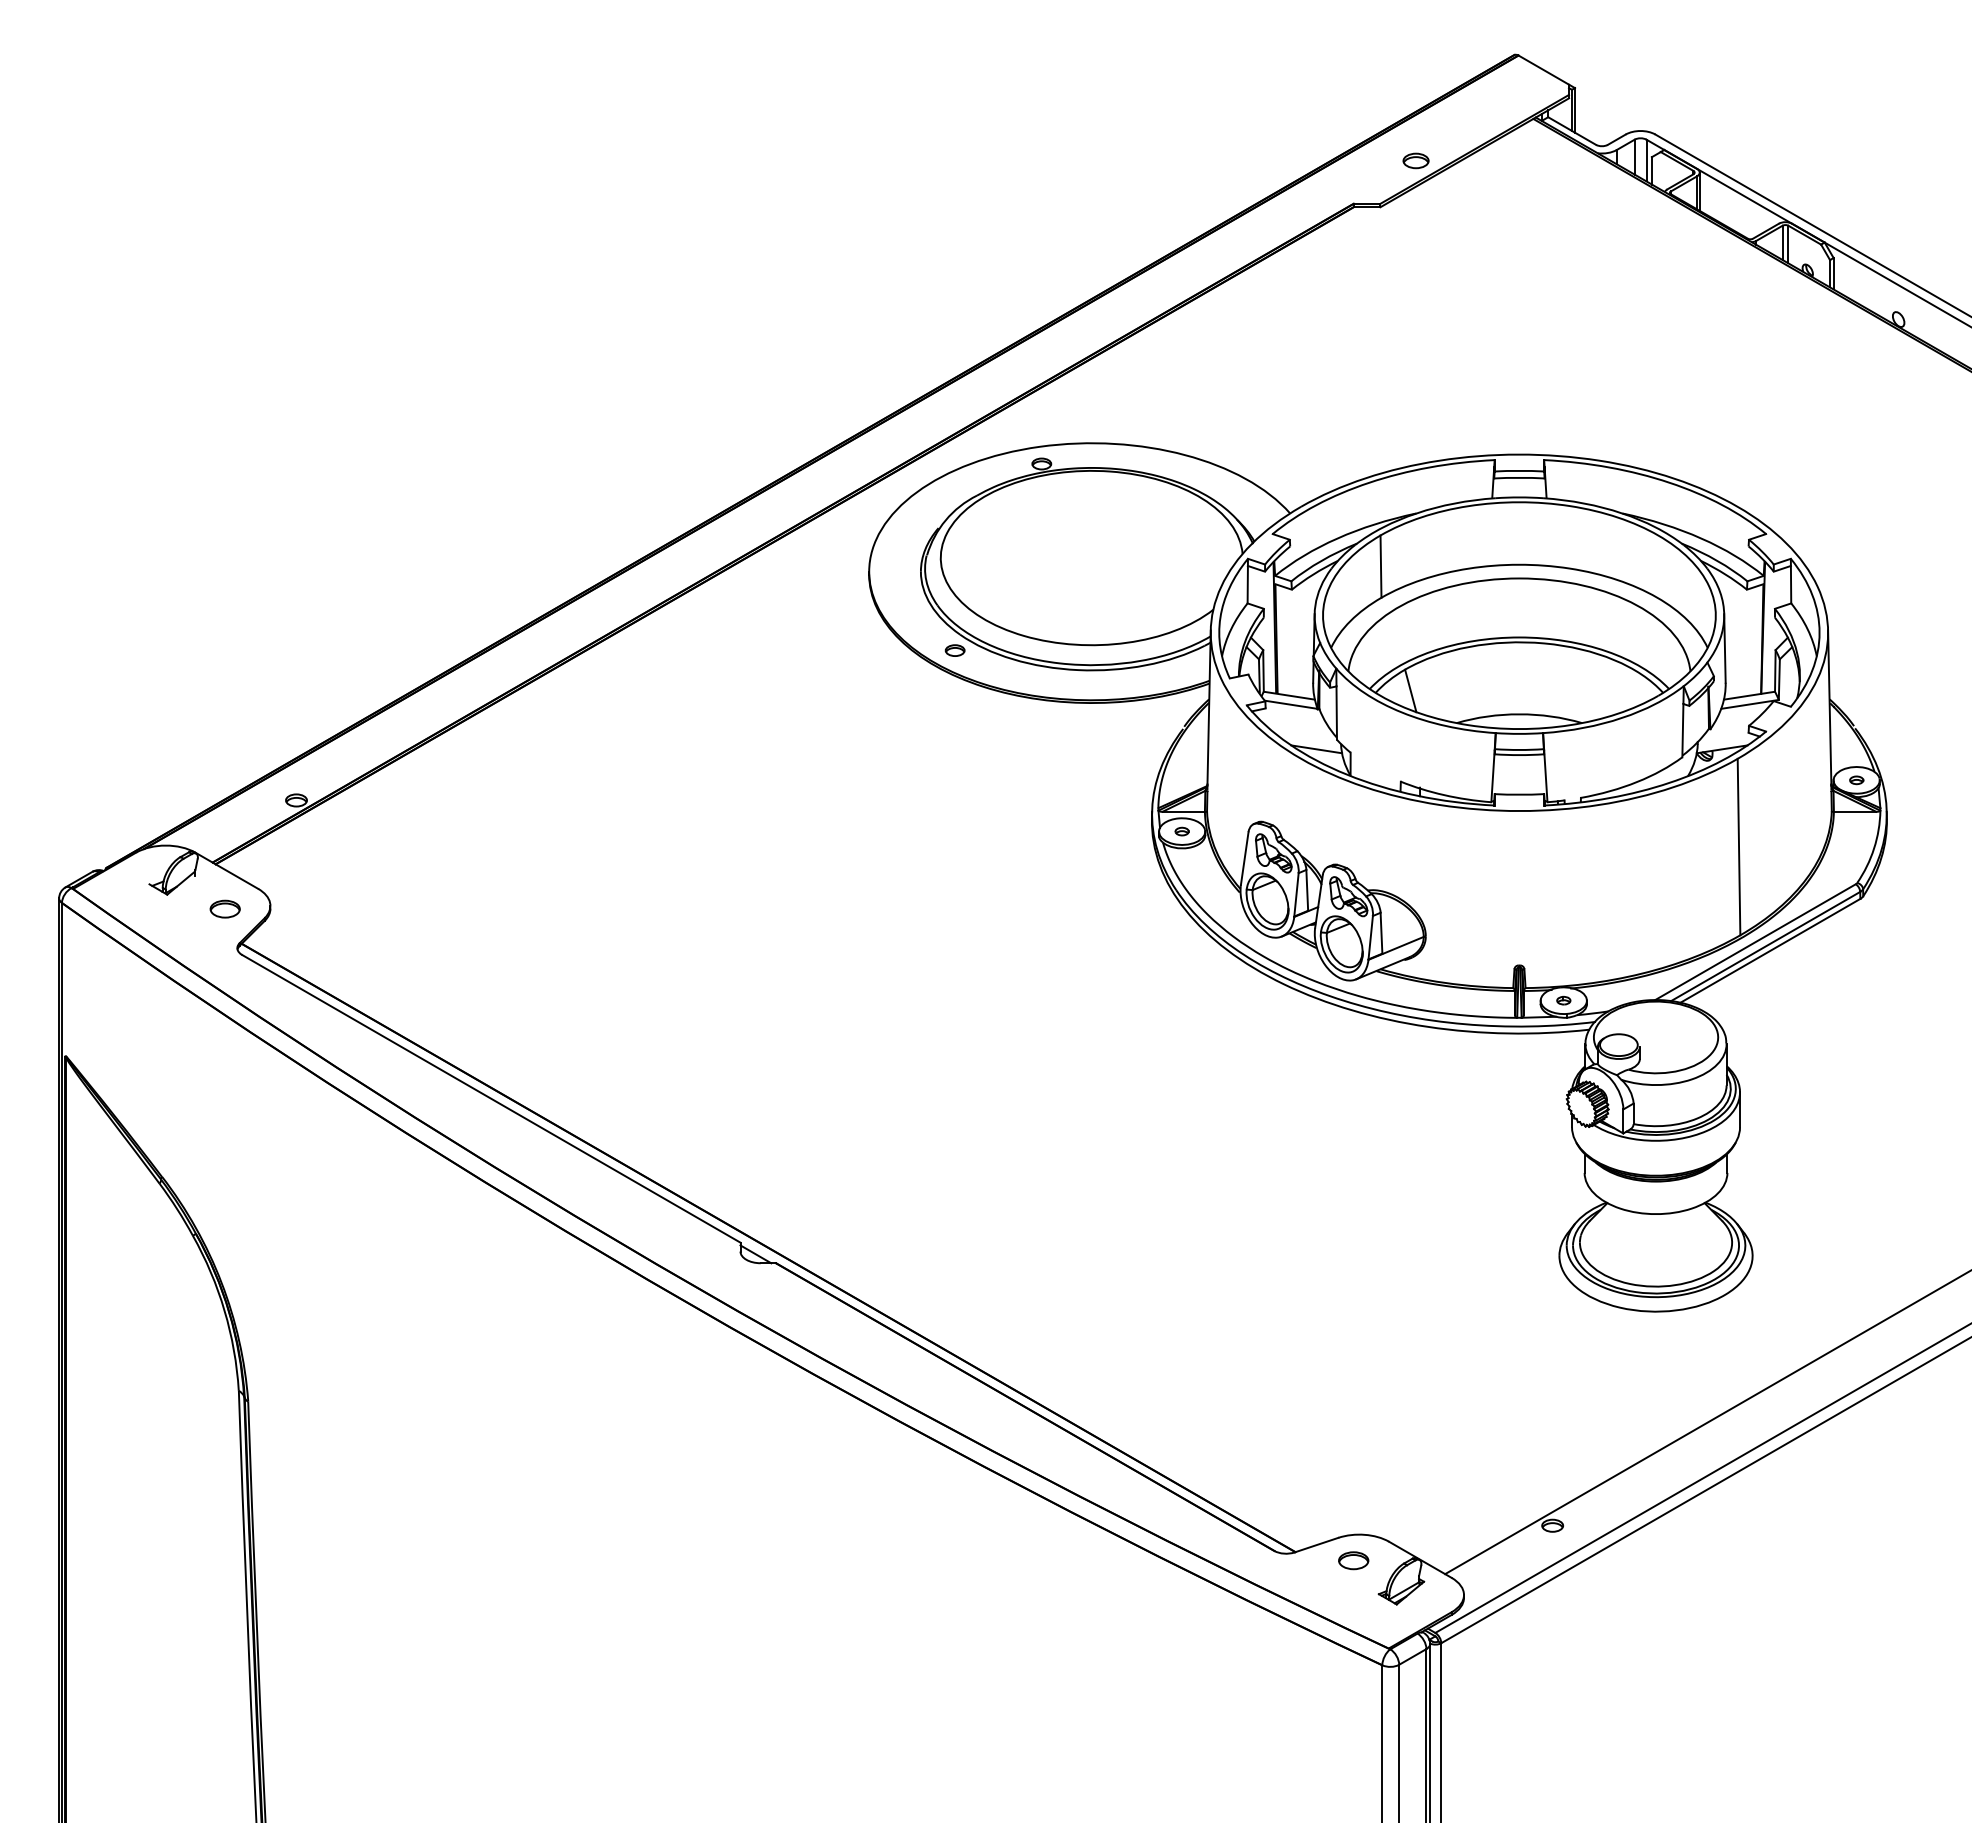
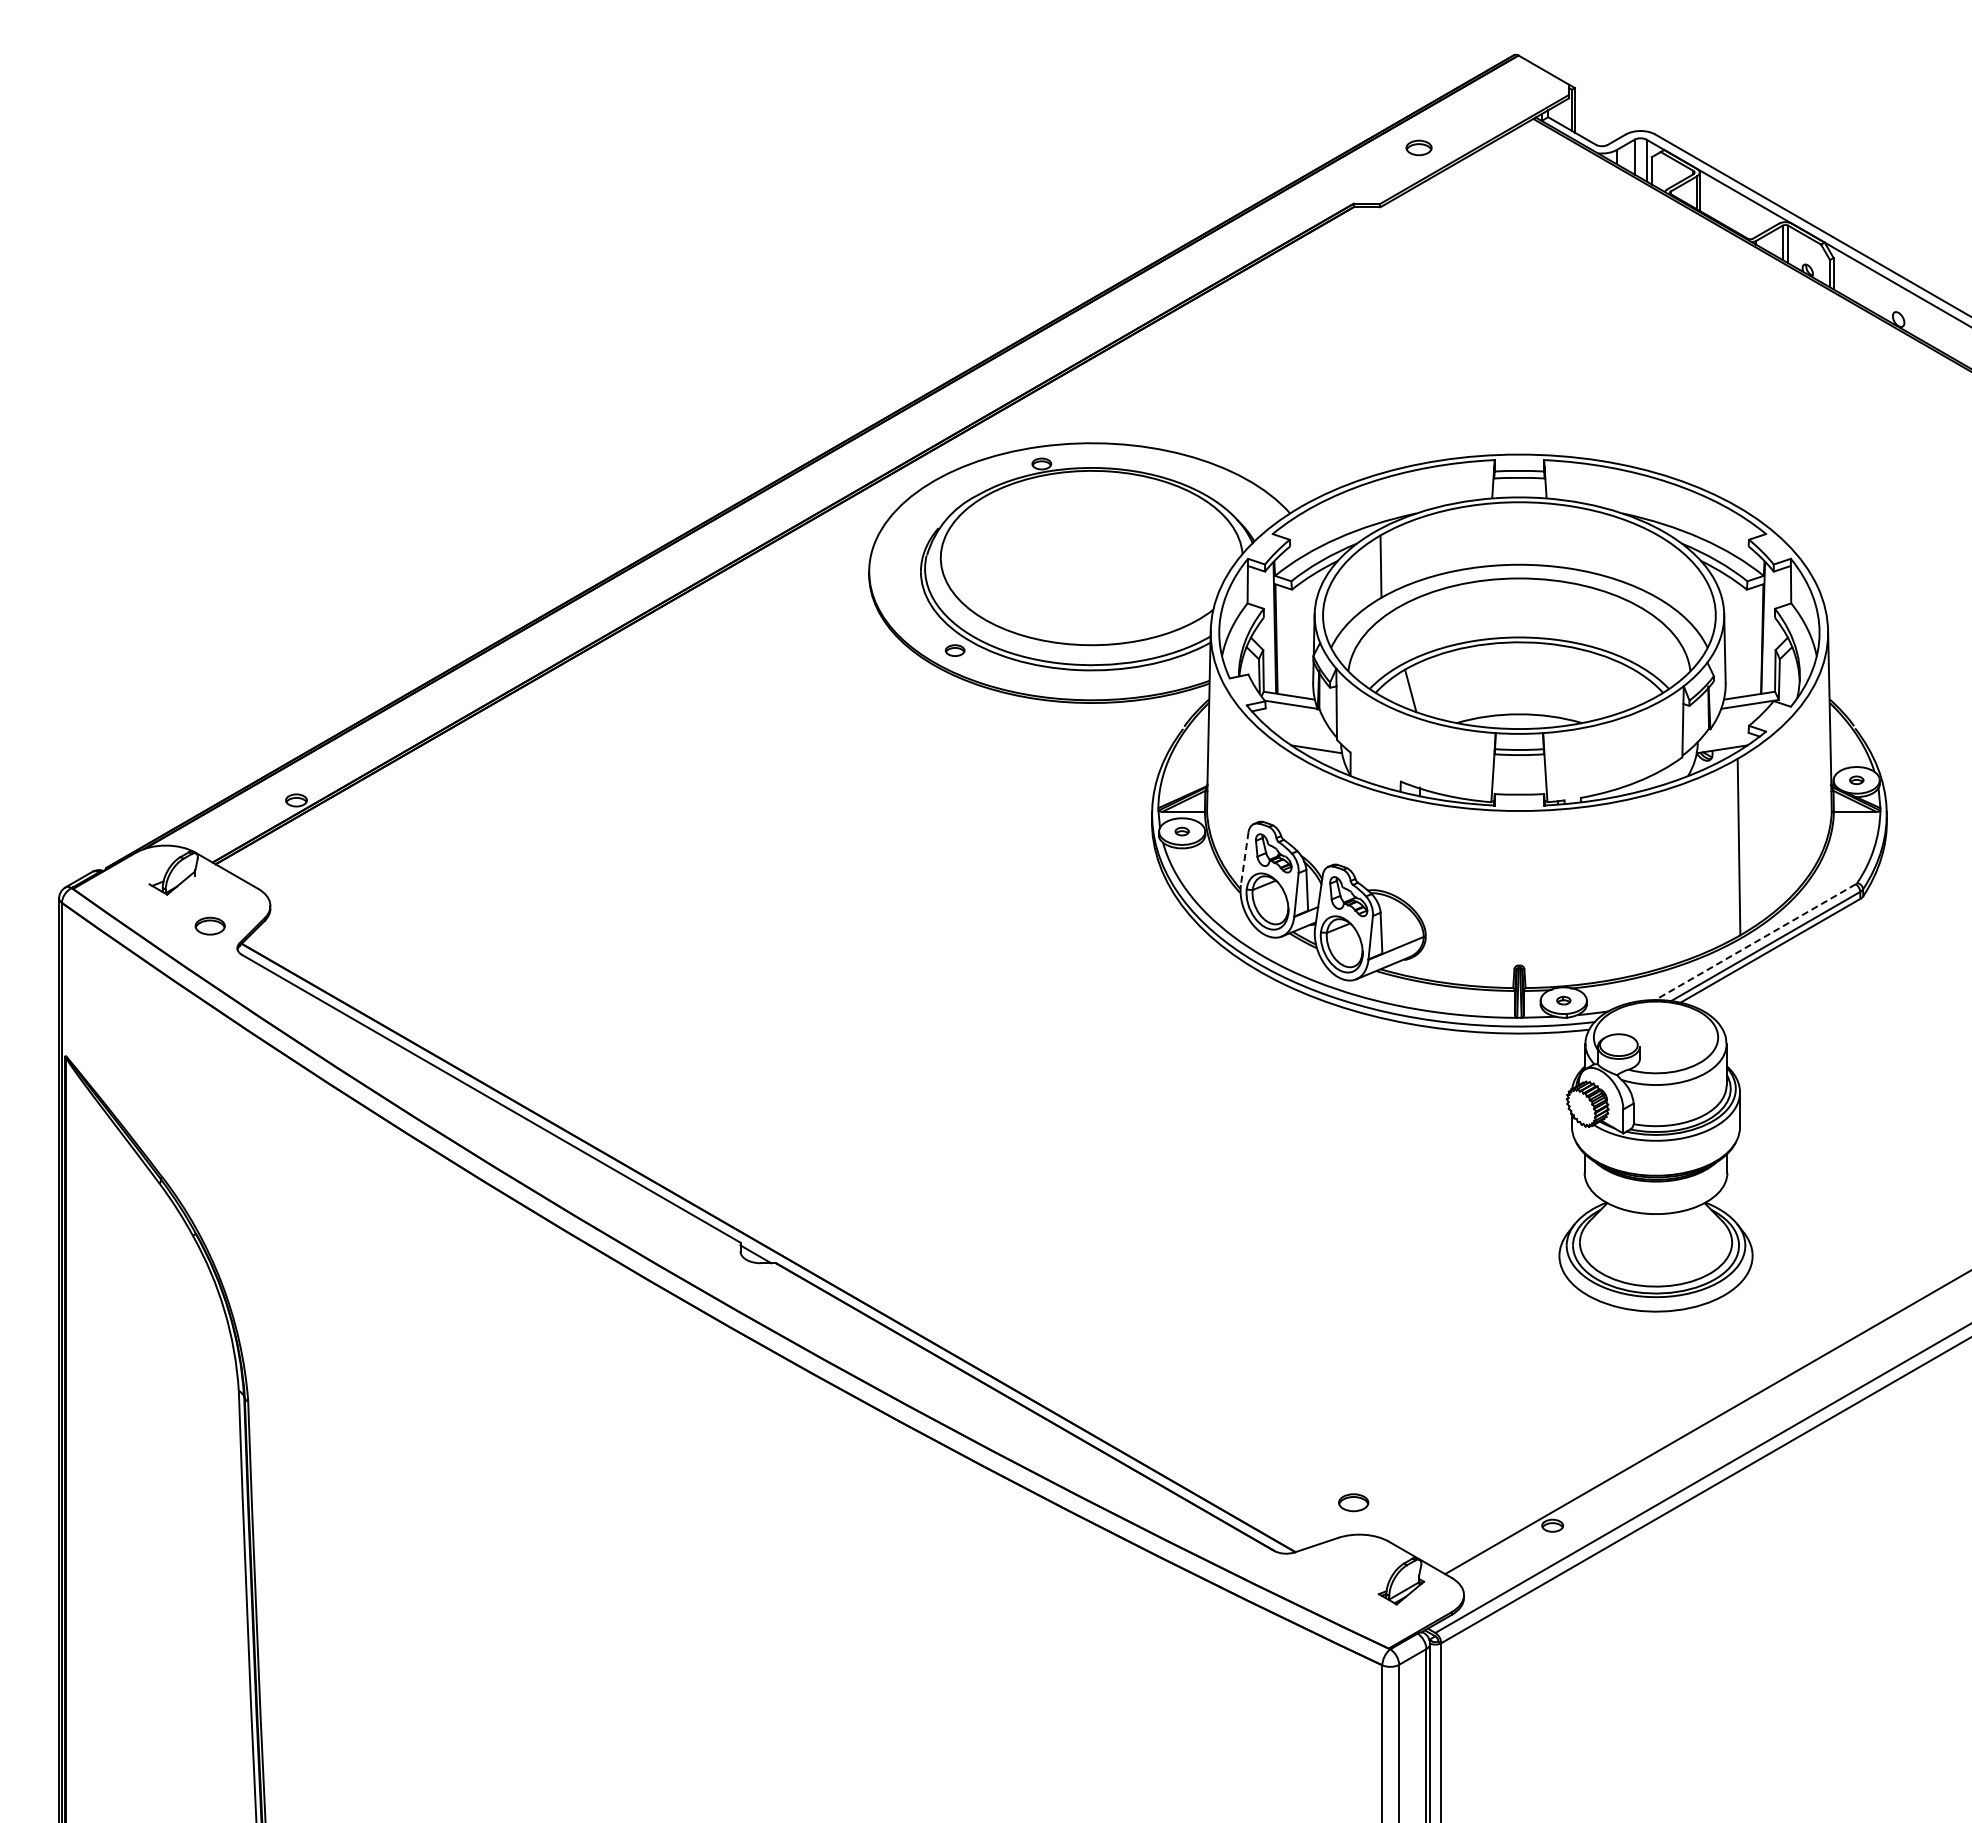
part position: (1415, 160) -> (1418, 147) (1418, 147)
line: solid -> dashed (1244, 858)
part position: (224, 908) -> (209, 925) (209, 925)
line: solid -> dashed (1755, 942)
part position: (1353, 1560) -> (1353, 1502) (1353, 1502)
